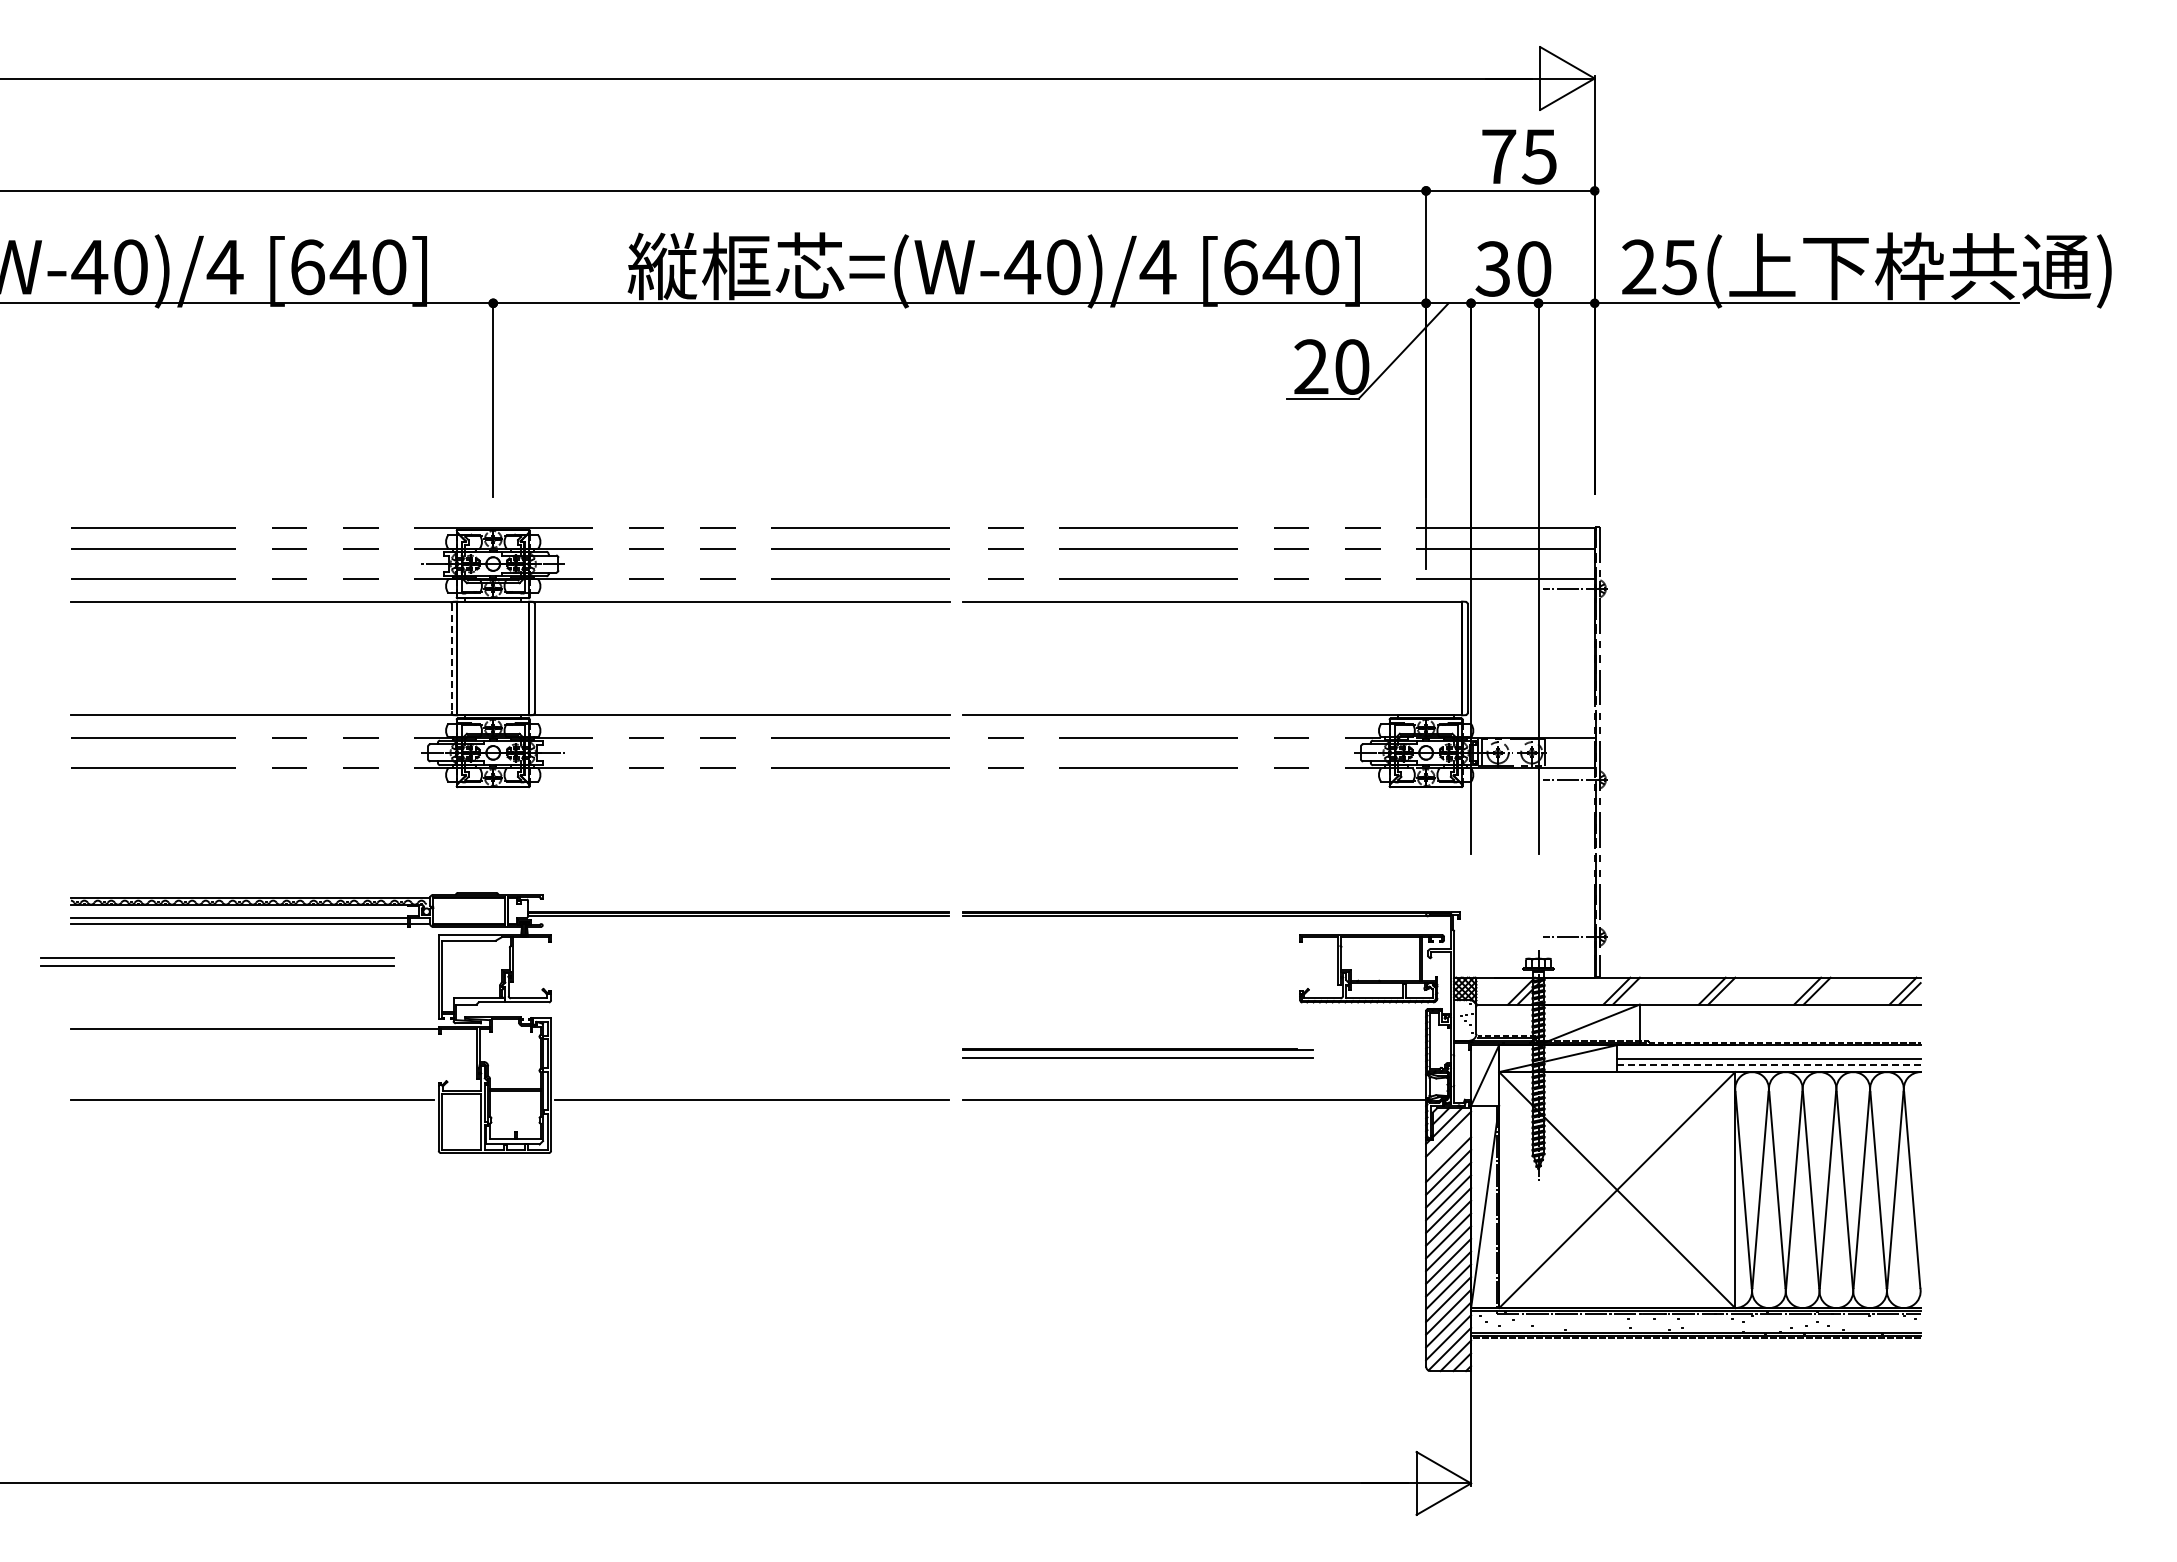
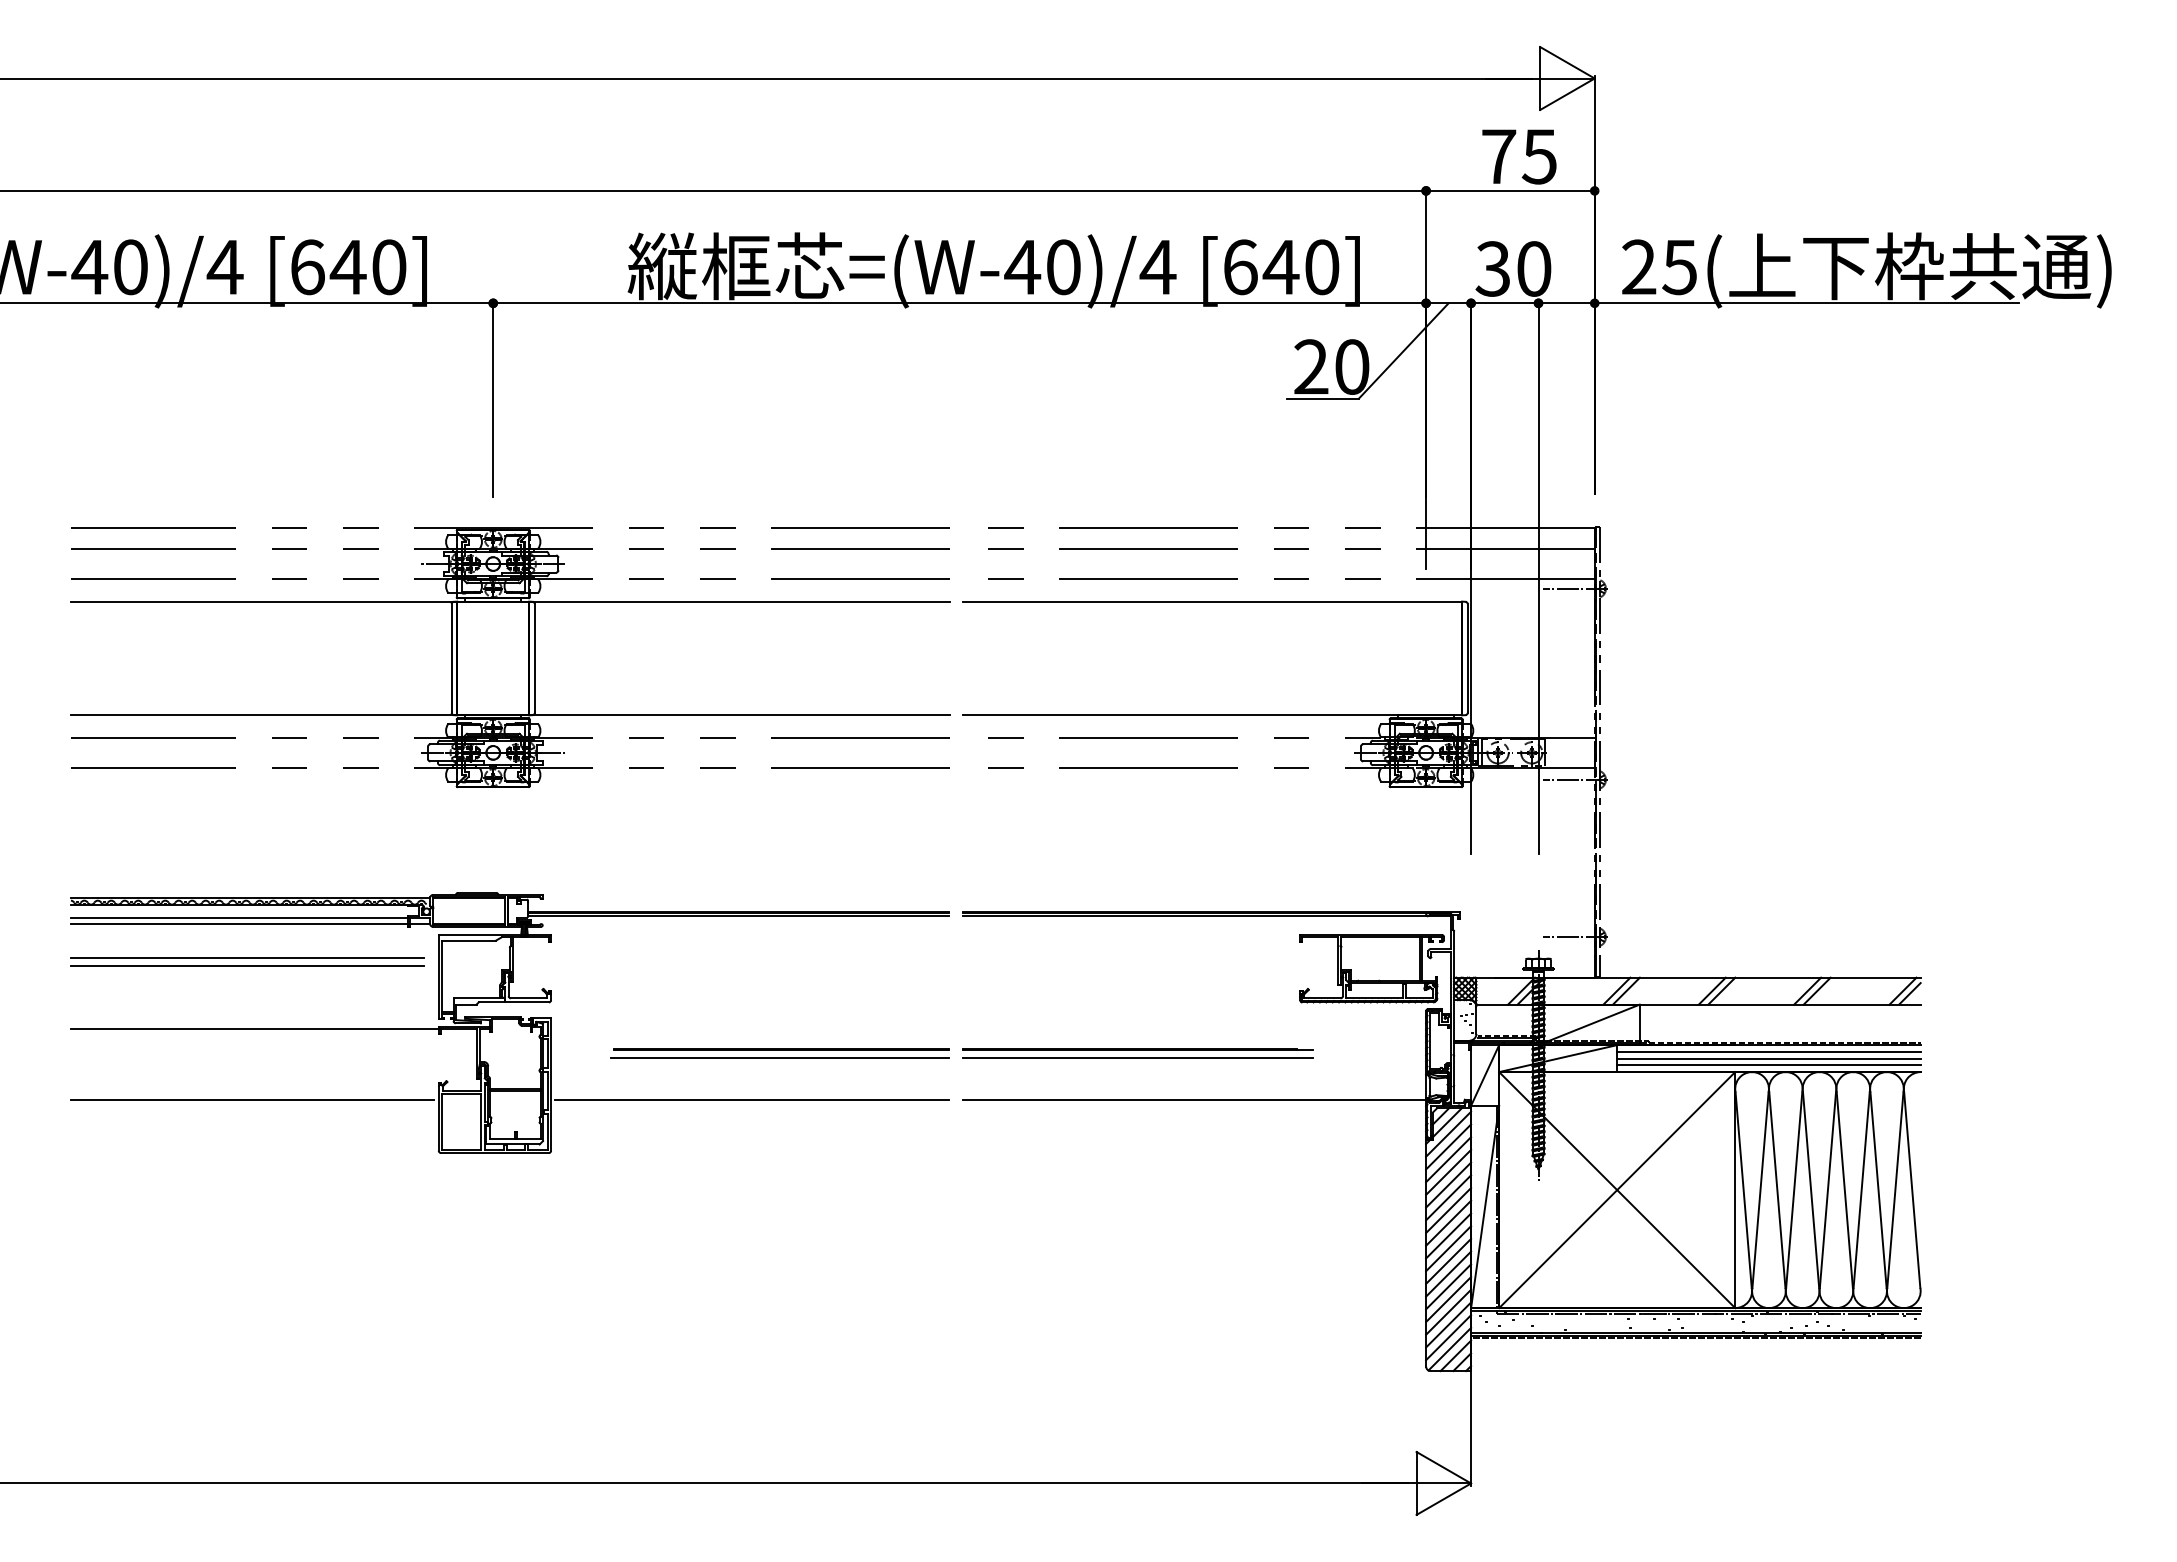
line: dashed -> solid (451, 658)
part position: (217, 961) -> (247, 961) (247, 961)
line: none -> present (1768, 1051)
part: none -> present (779, 1053)
line: dashed -> solid (1768, 1065)
line: none -> present (1448, 1146)
